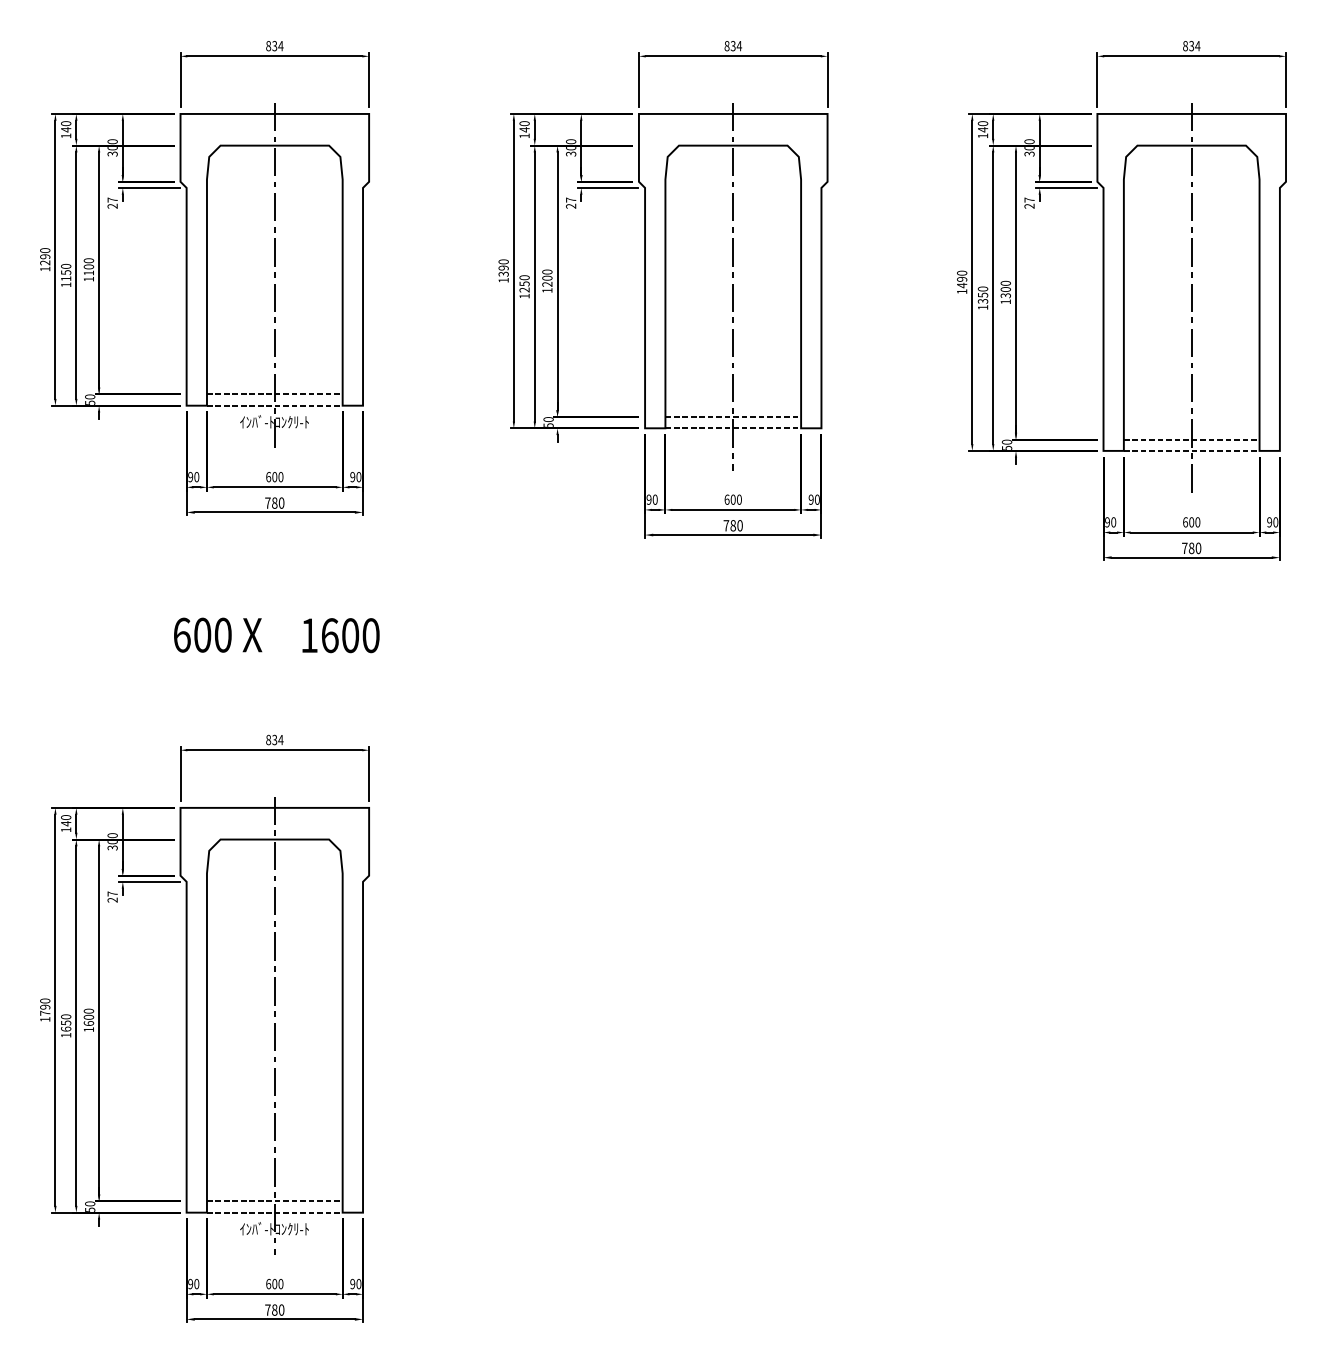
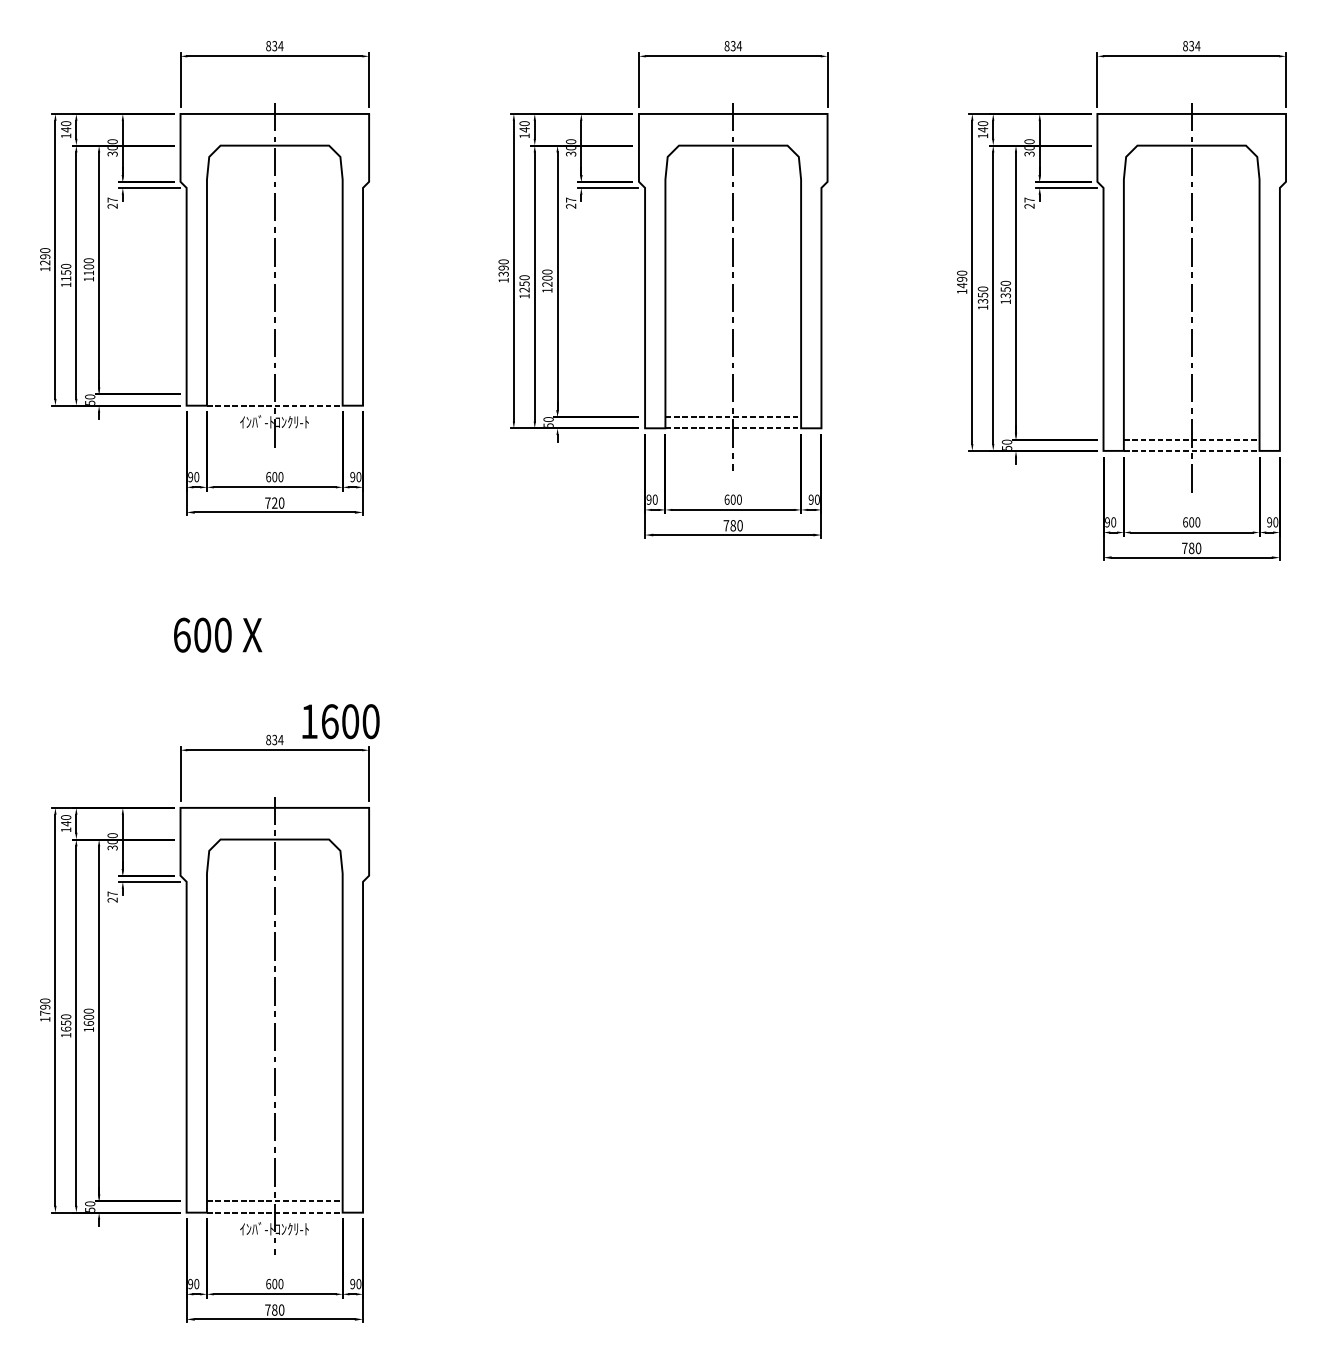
text: 1300 -> 1350 (1005, 289)
line: present -> none (274, 394)
text: 780 -> 720 (274, 502)
text position: (340, 635) -> (340, 721) (340, 721)
